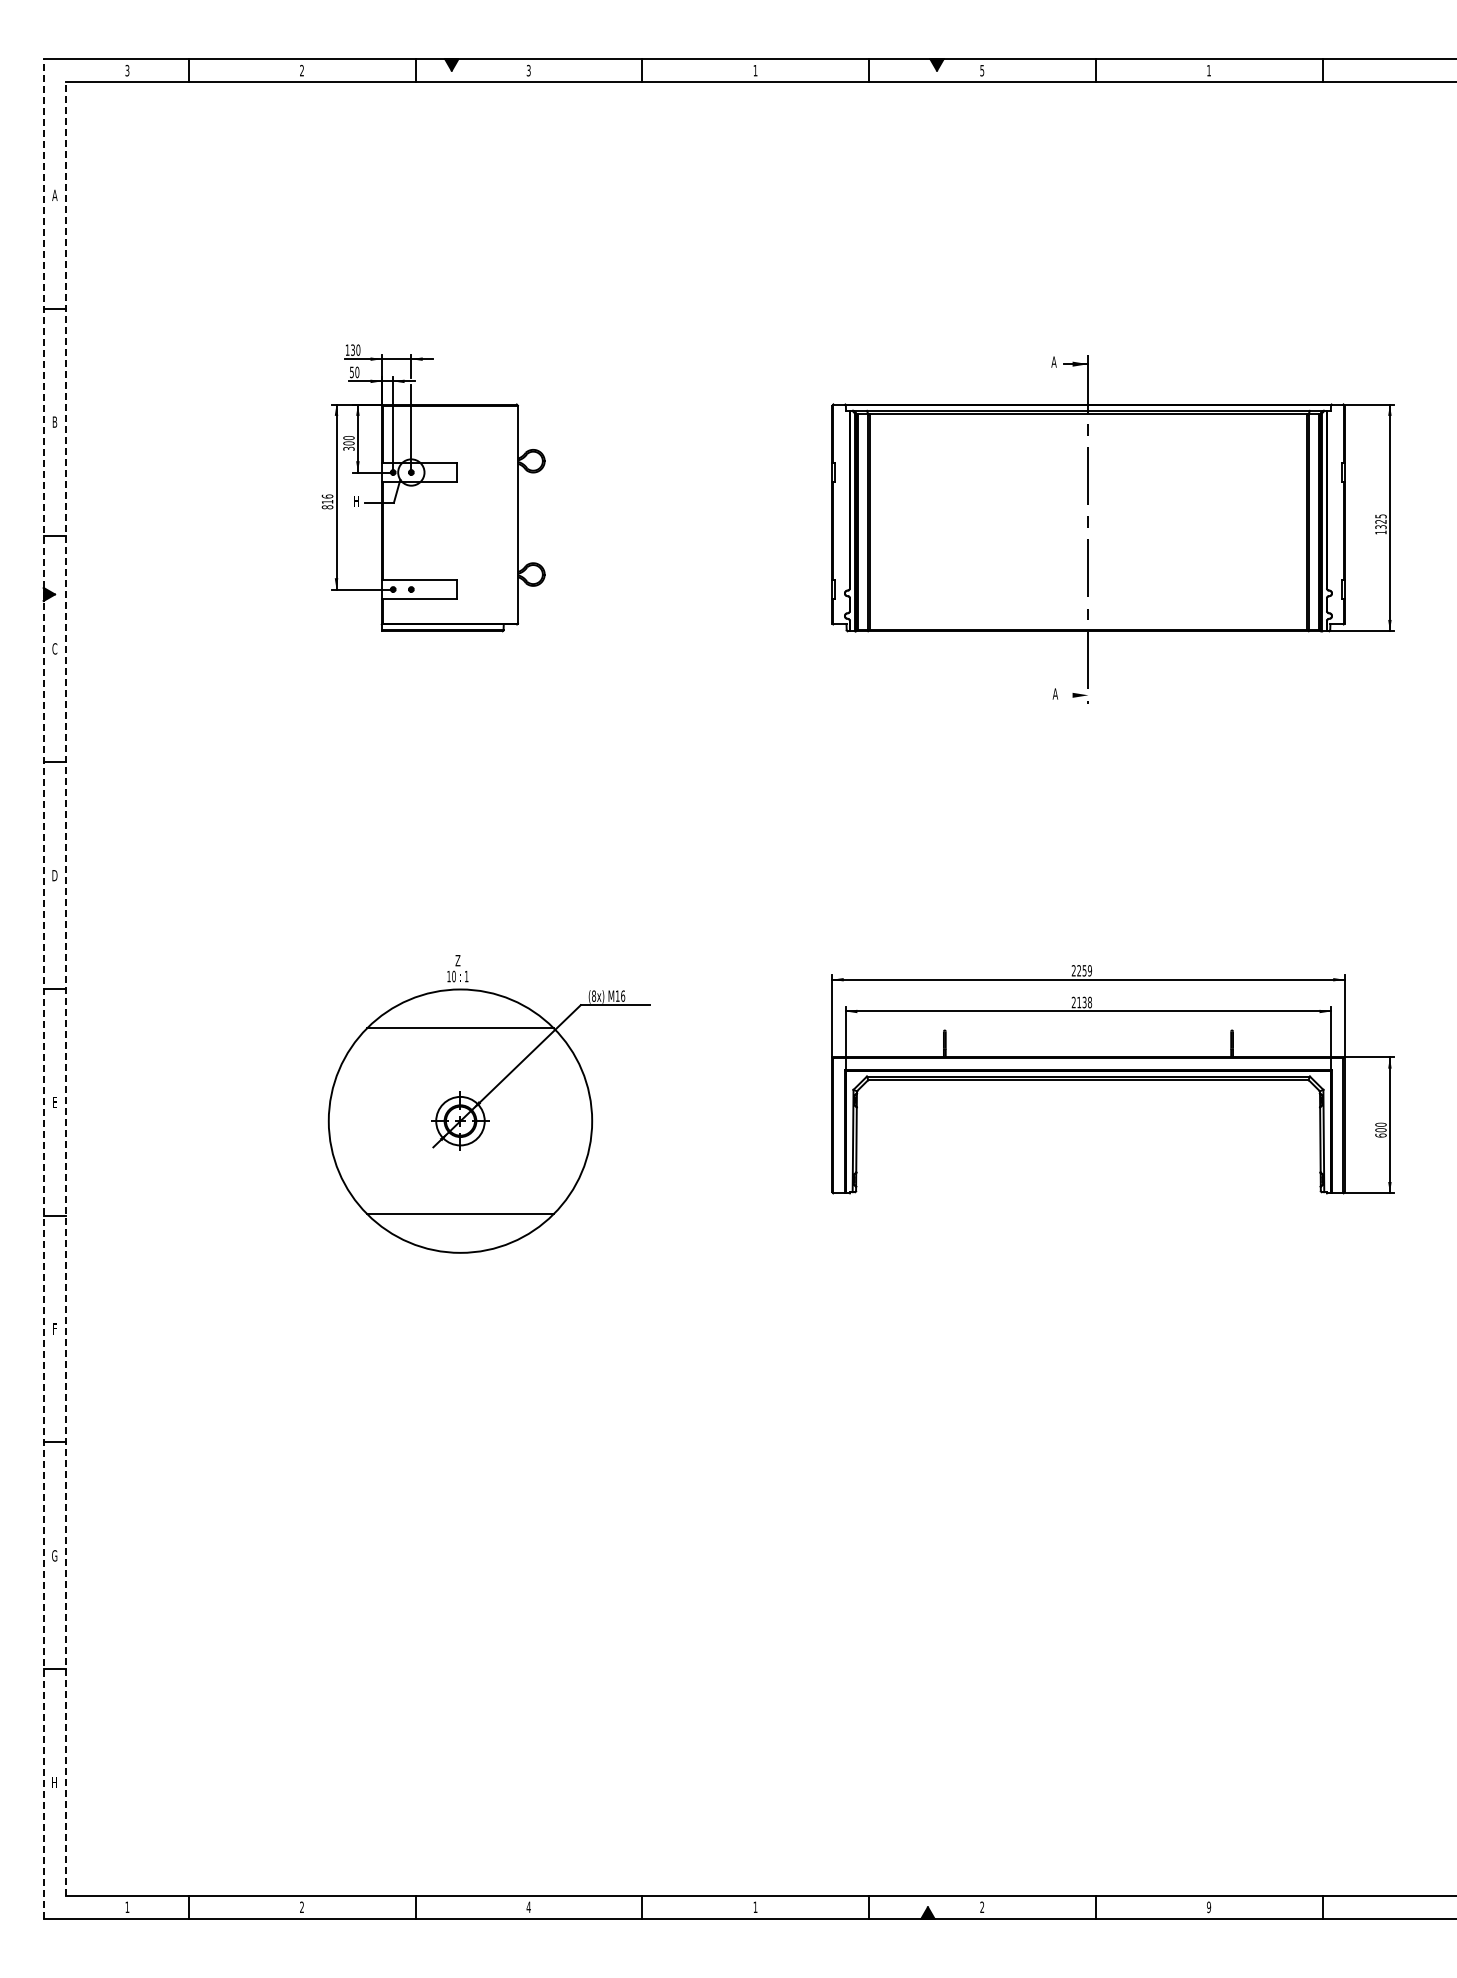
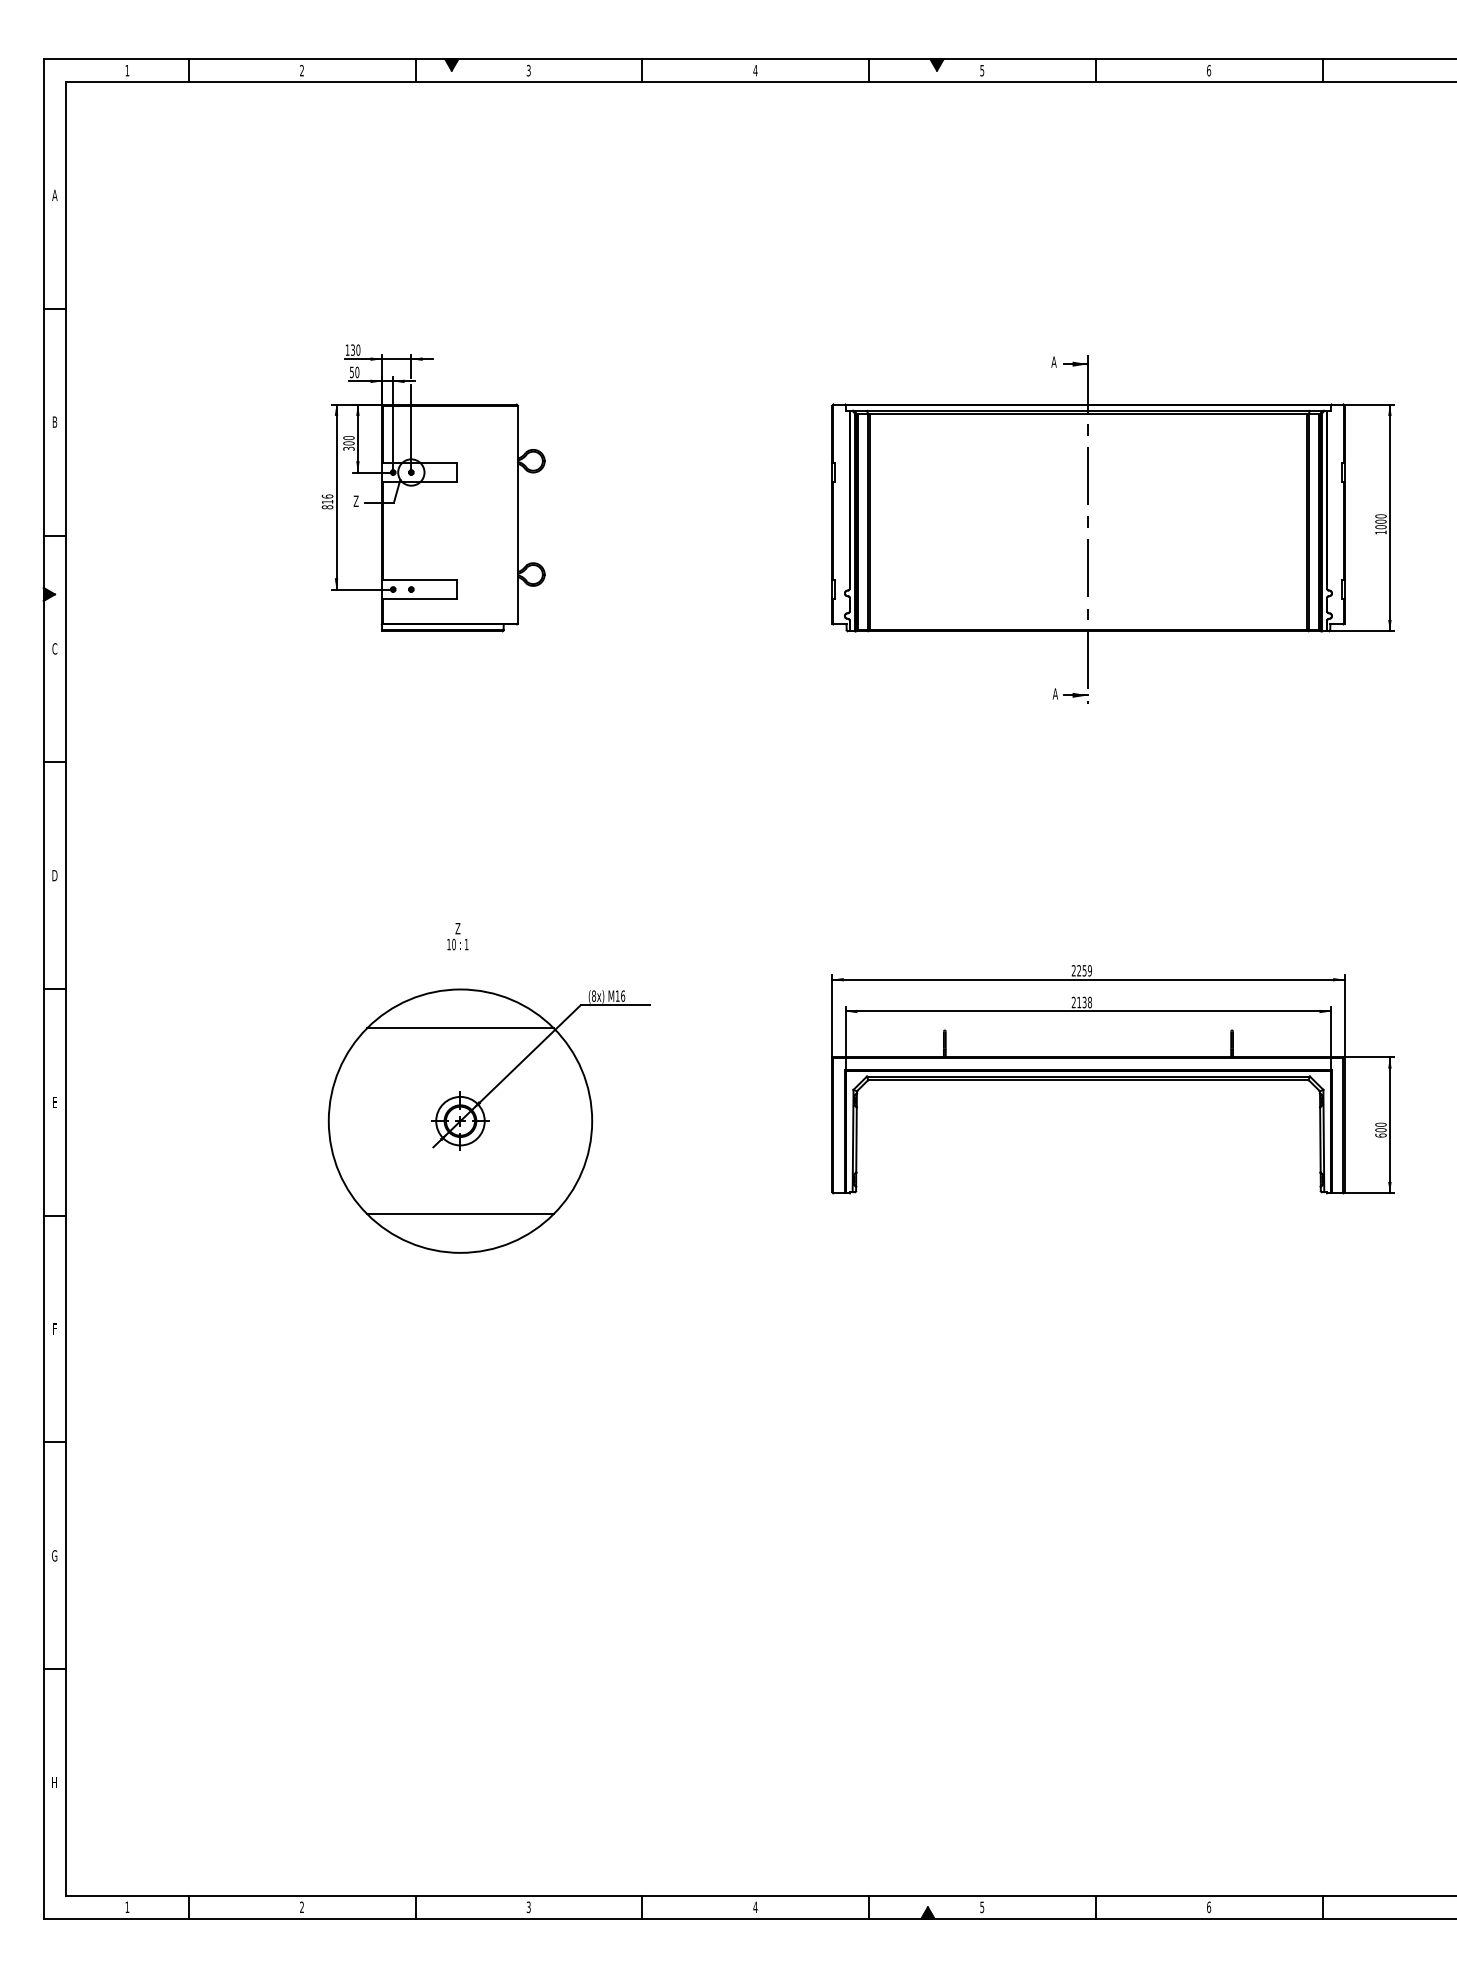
text: 3 -> 1 (127, 70)
text: 1 -> 4 (755, 70)
text: 1 -> 6 (1209, 70)
text: H -> Z (355, 500)
text: 1325 -> 1000 (1380, 521)
line: none -> present (1076, 695)
text position: (457, 968) -> (457, 936) (457, 936)
line: dashed -> solid (43, 989)
line: dashed -> solid (66, 989)
text: 1 -> 4 (755, 1906)
text: 4 -> 3 (528, 1907)
text: 2 -> 5 (982, 1907)
text: 9 -> 6 (1209, 1907)
